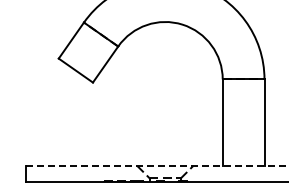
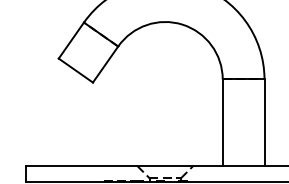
line: dashed -> solid (157, 166)
